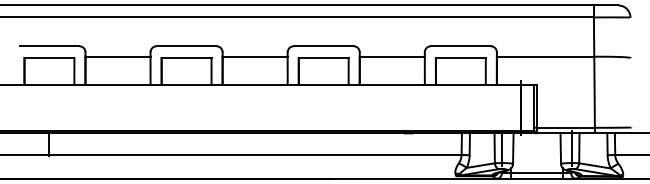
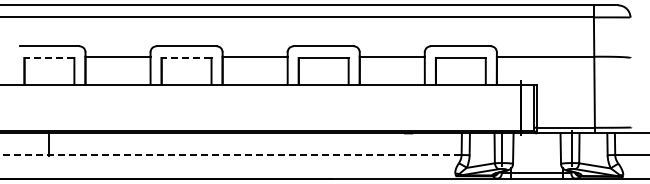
line: solid -> dashed (48, 57)
line: solid -> dashed (186, 57)
line: solid -> dashed (231, 155)
